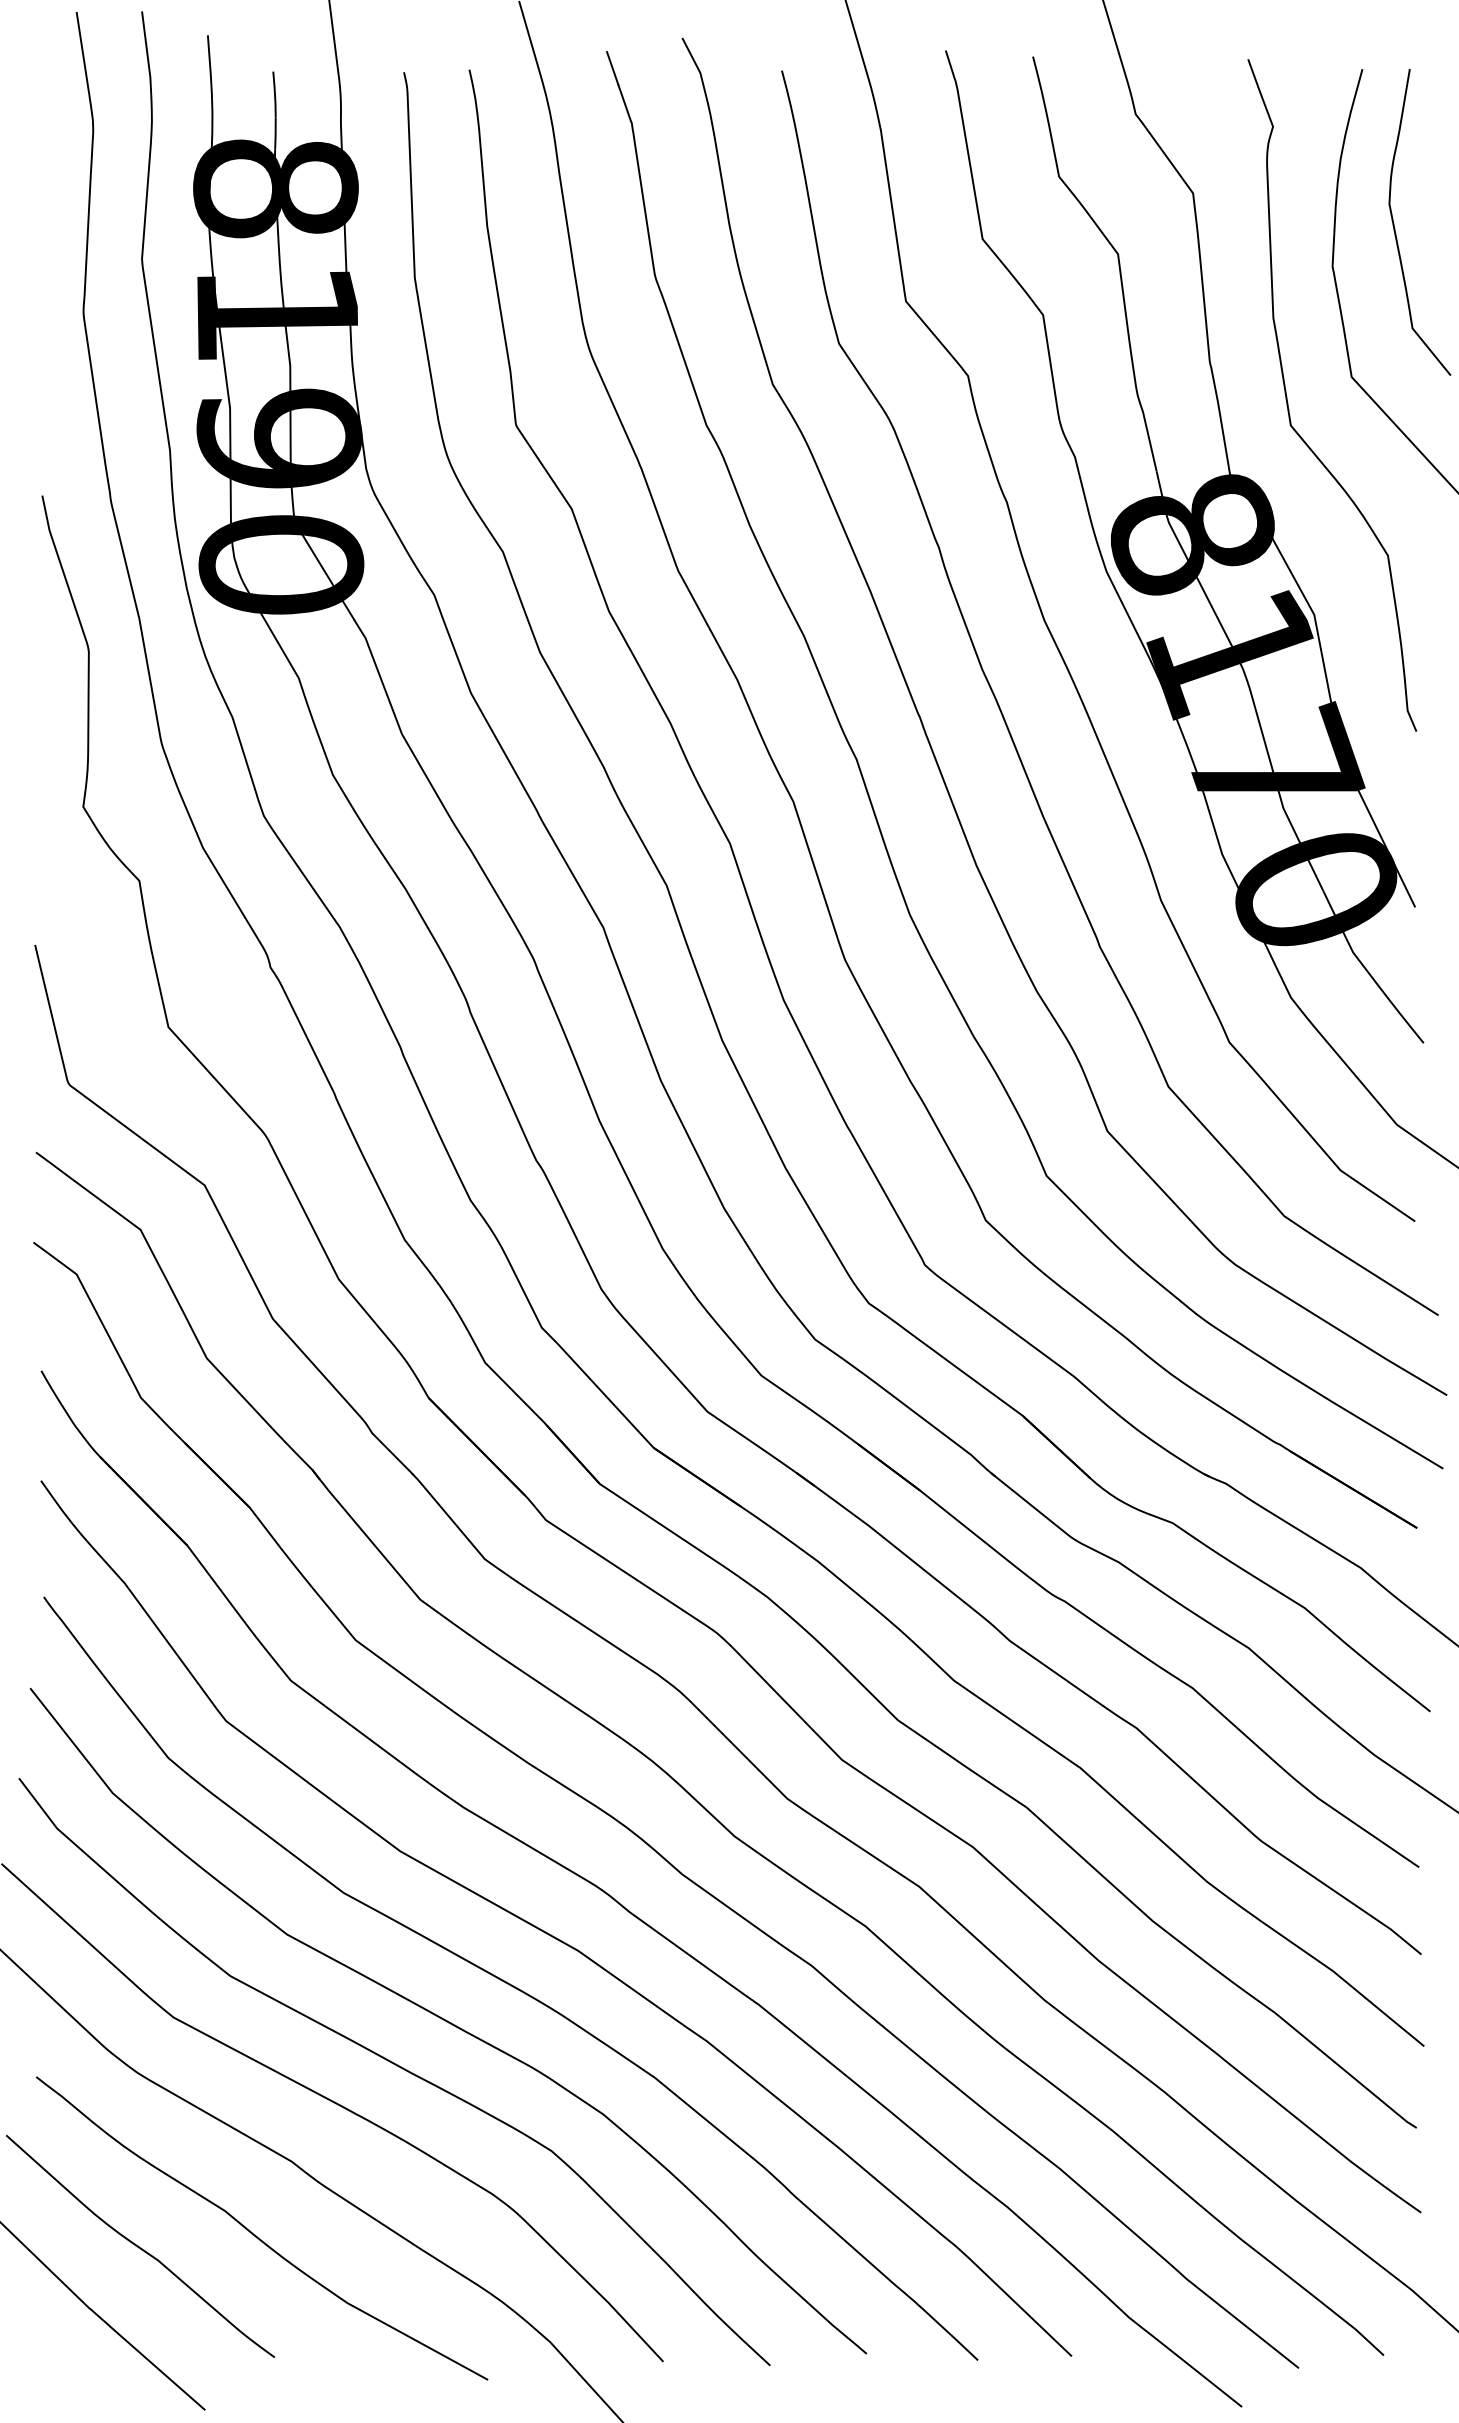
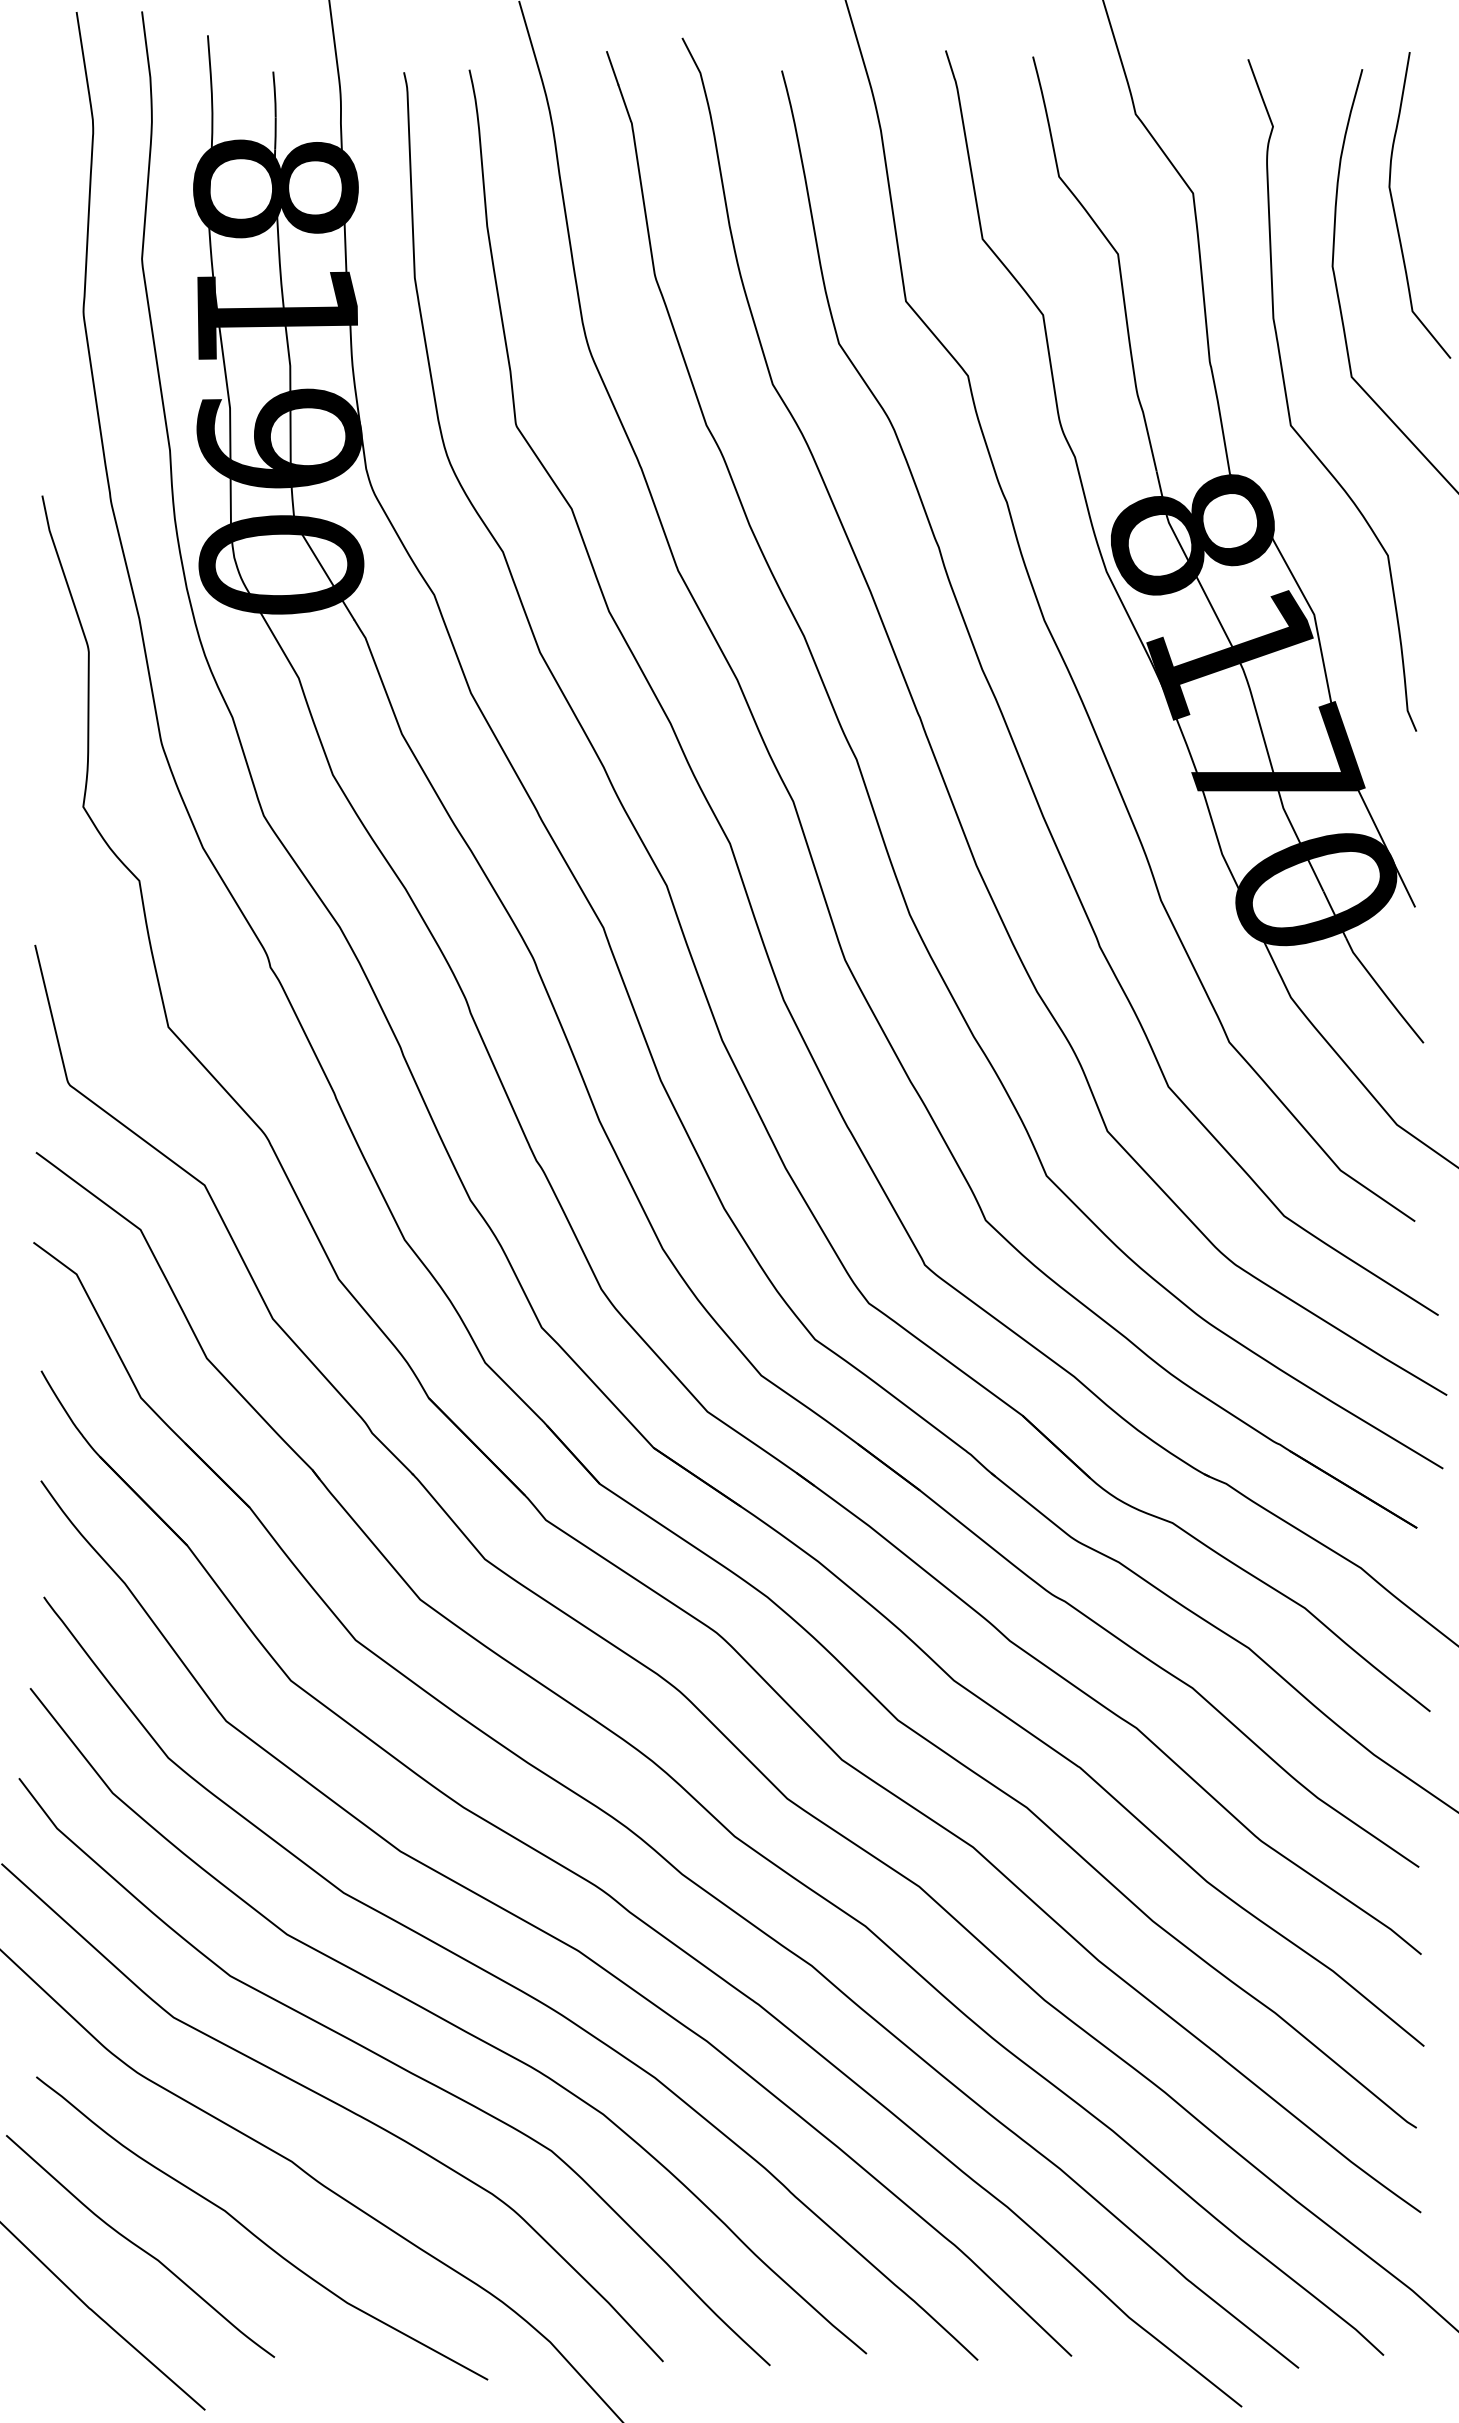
curve position: (1395, 228) -> (1395, 211) (1395, 211)
